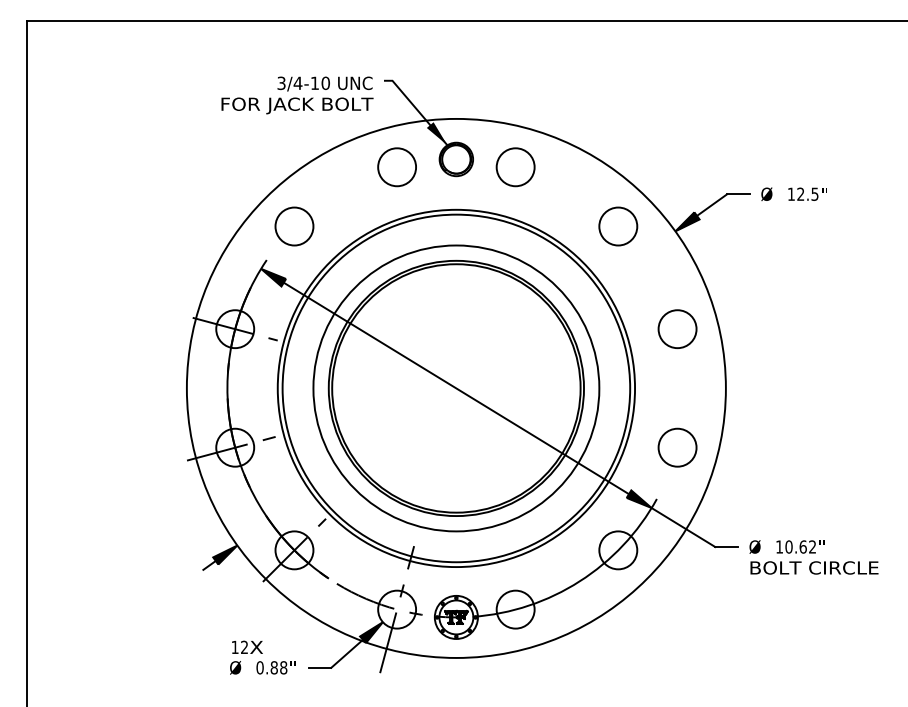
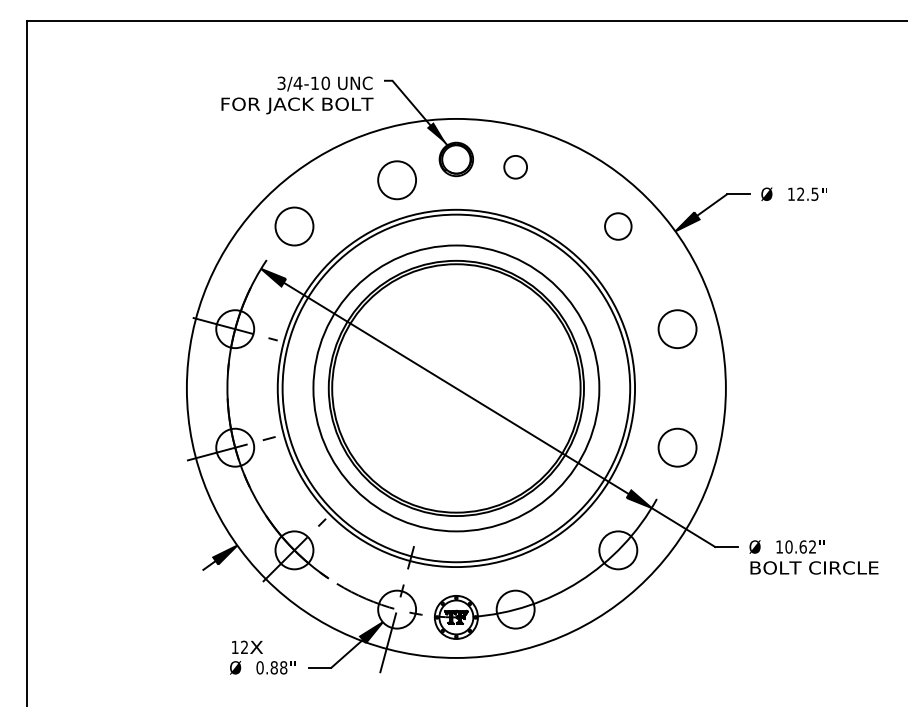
circle position: (396, 167) -> (396, 180) (396, 180)
circle diameter: 38 px -> 23 px (515, 166)
circle diameter: 38 px -> 27 px (618, 226)
